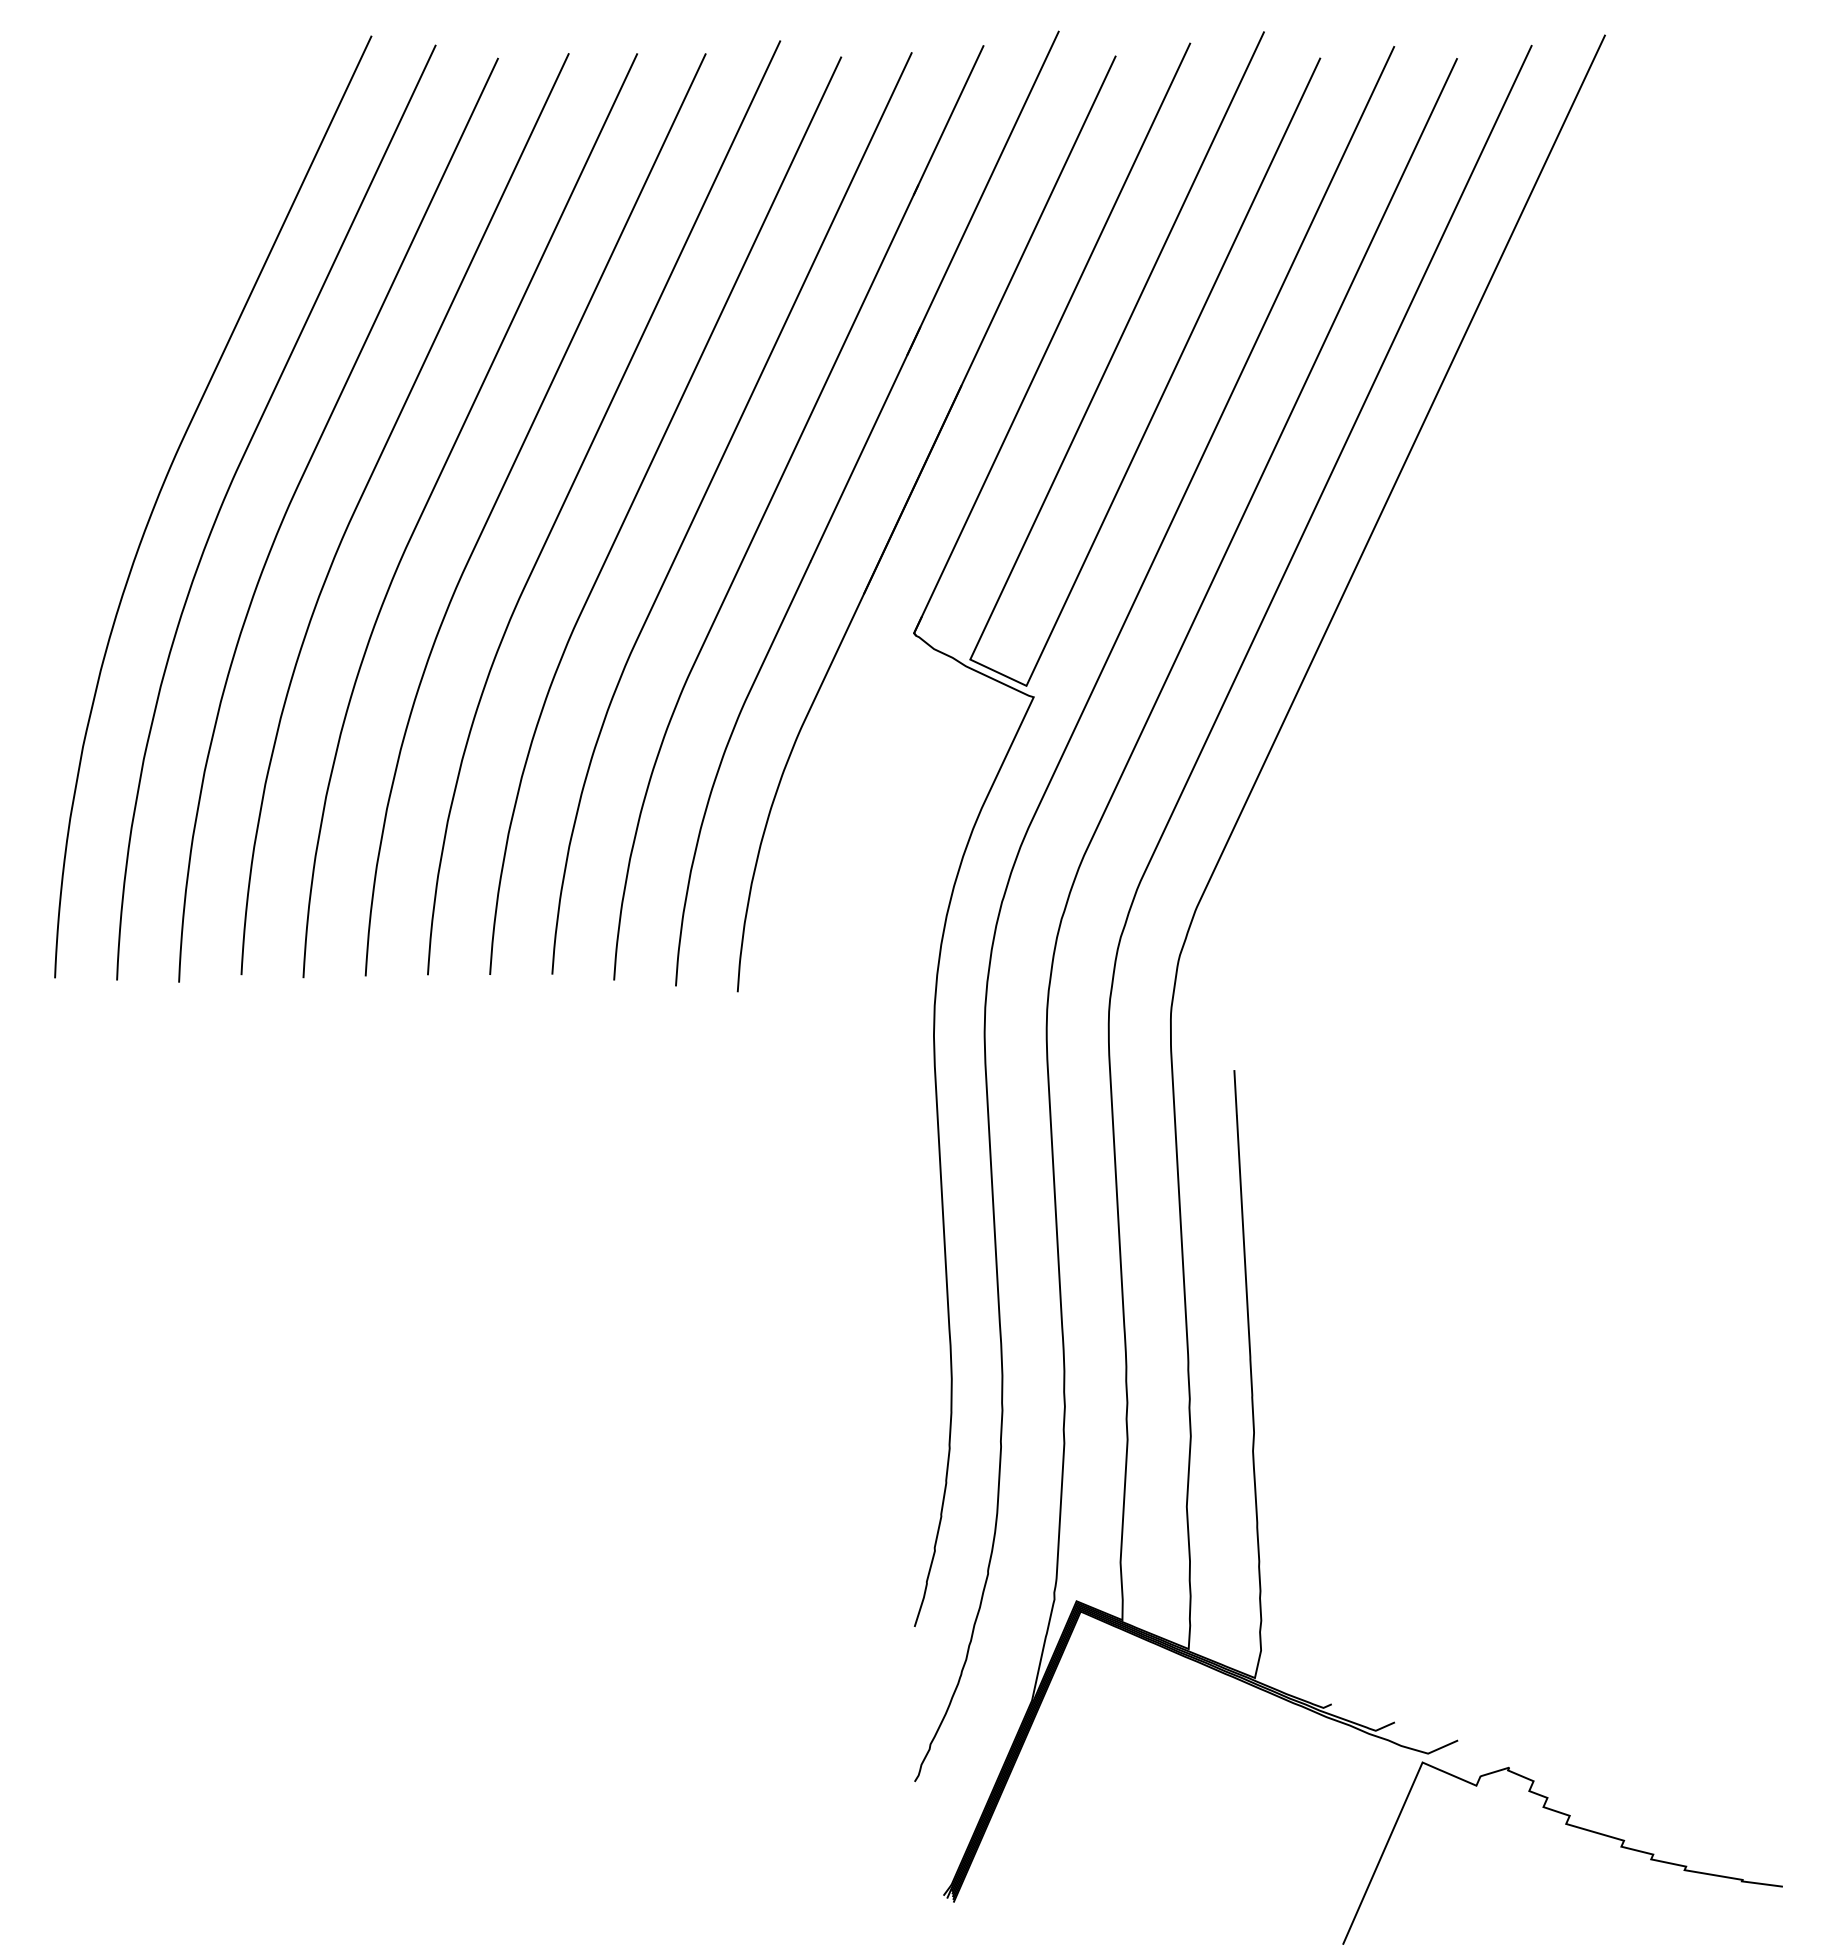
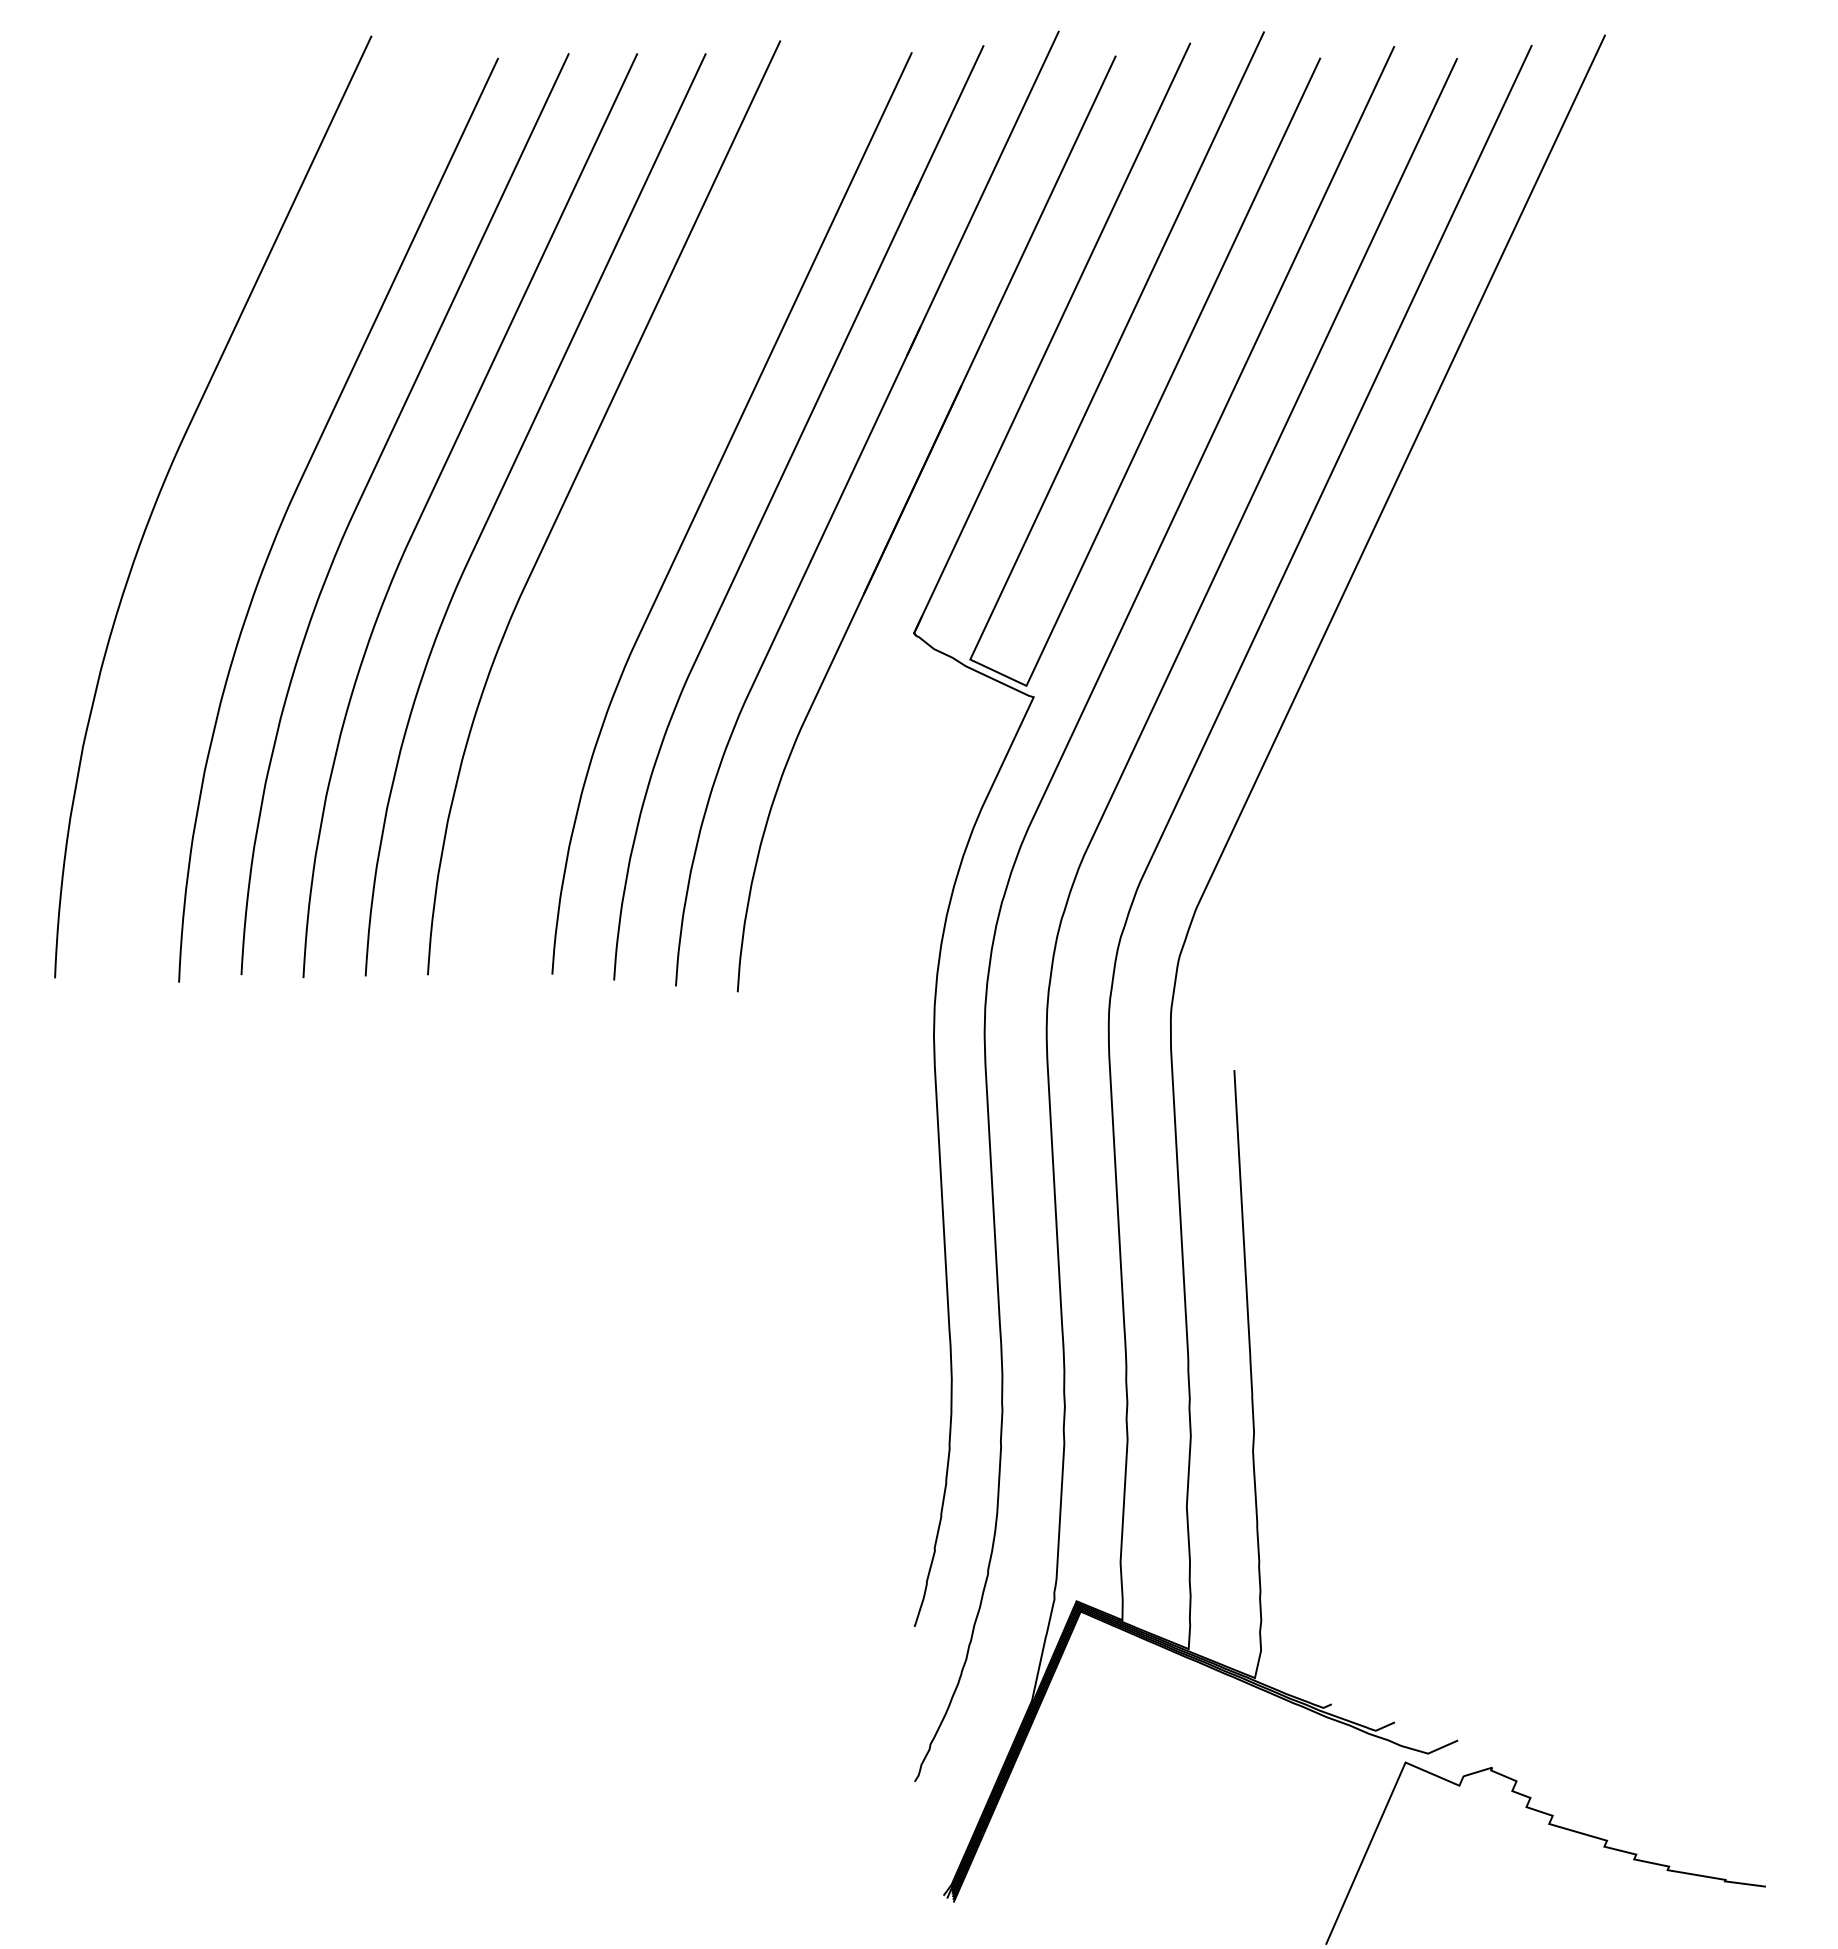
curve: present -> none (228, 492)
curve: present -> none (635, 499)
curve position: (1570, 1826) -> (1553, 1826) (1553, 1826)
